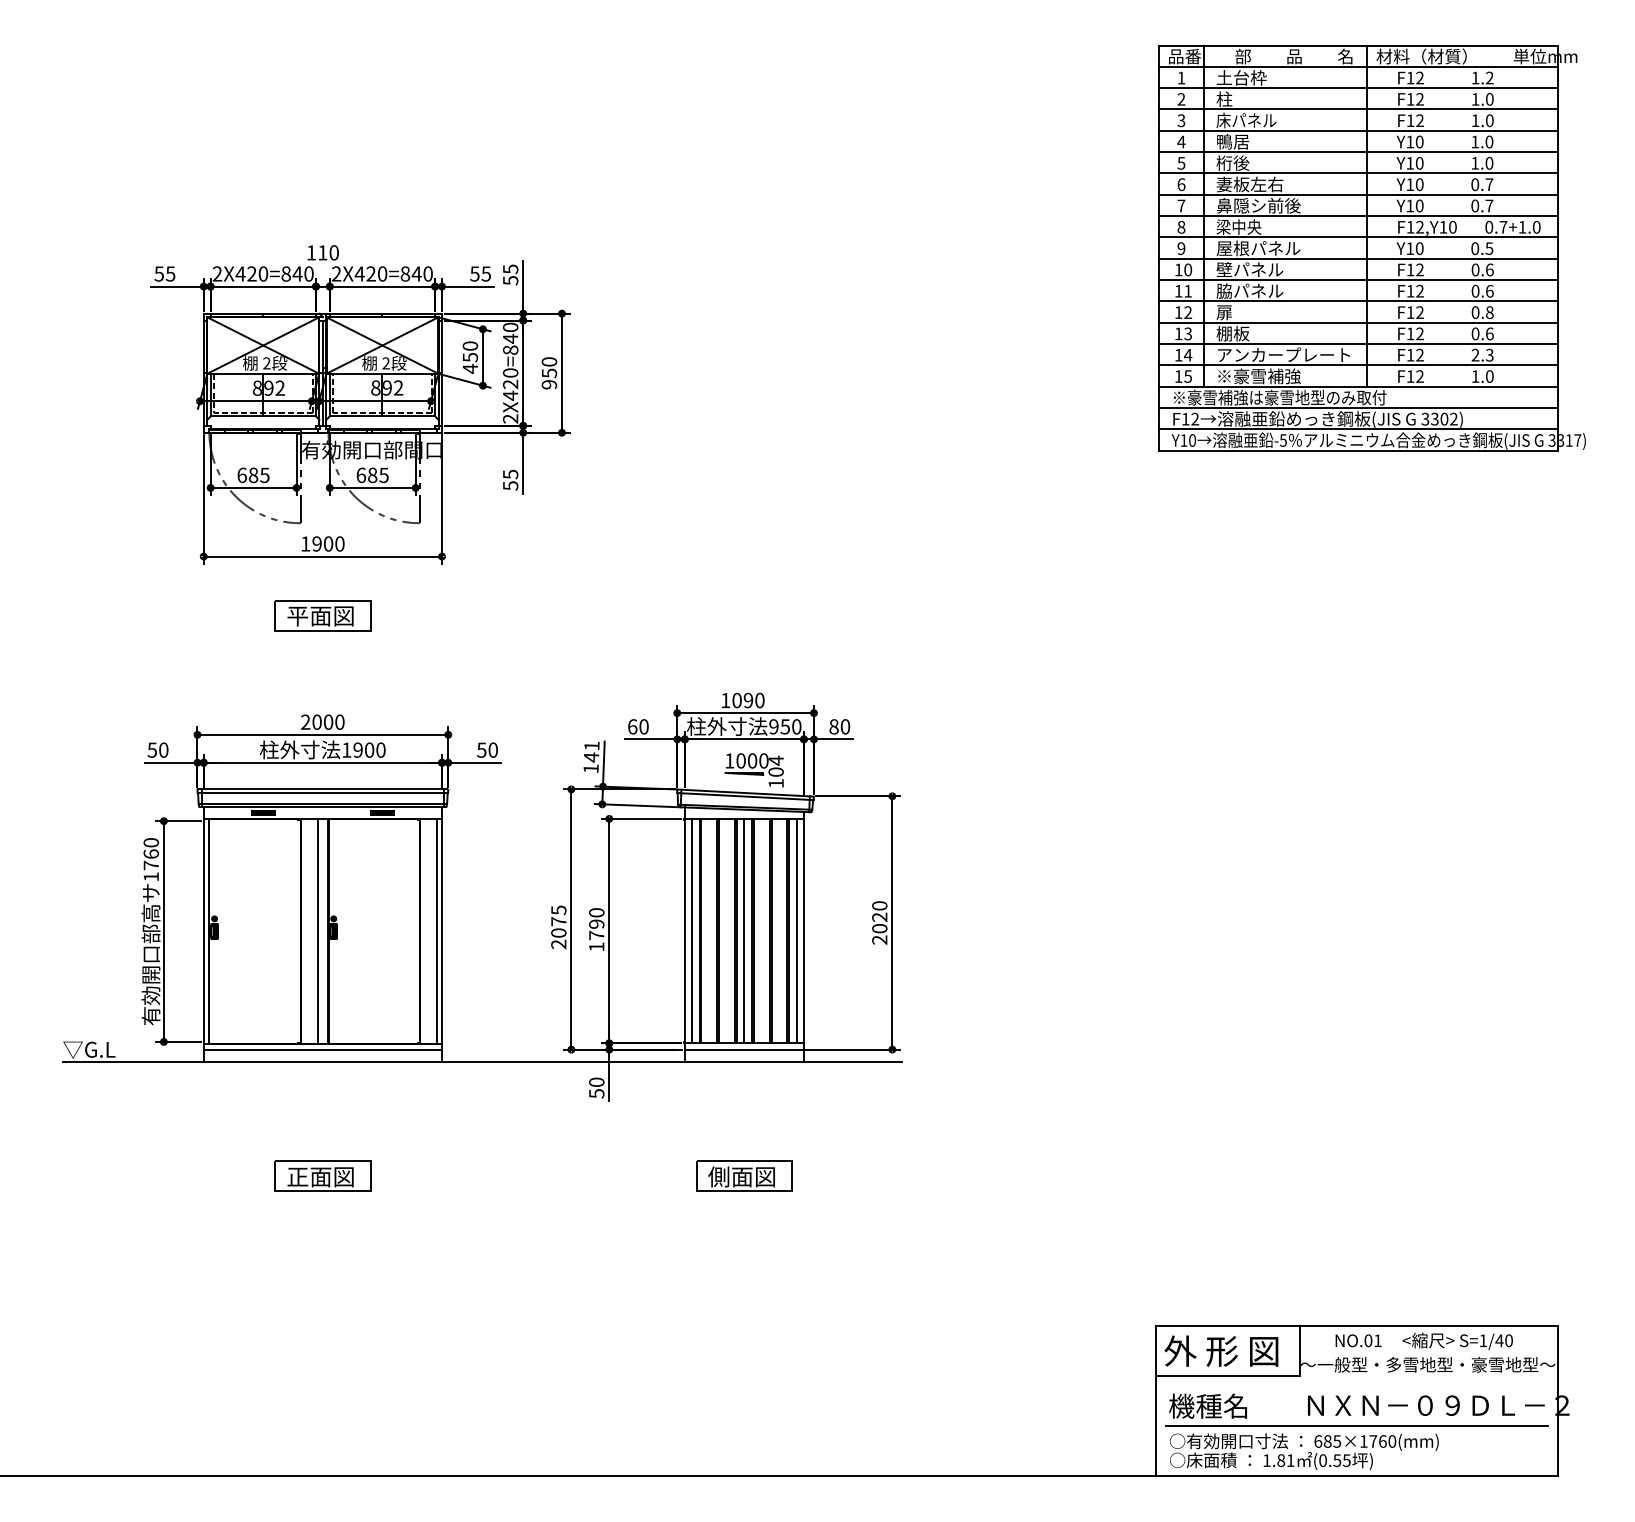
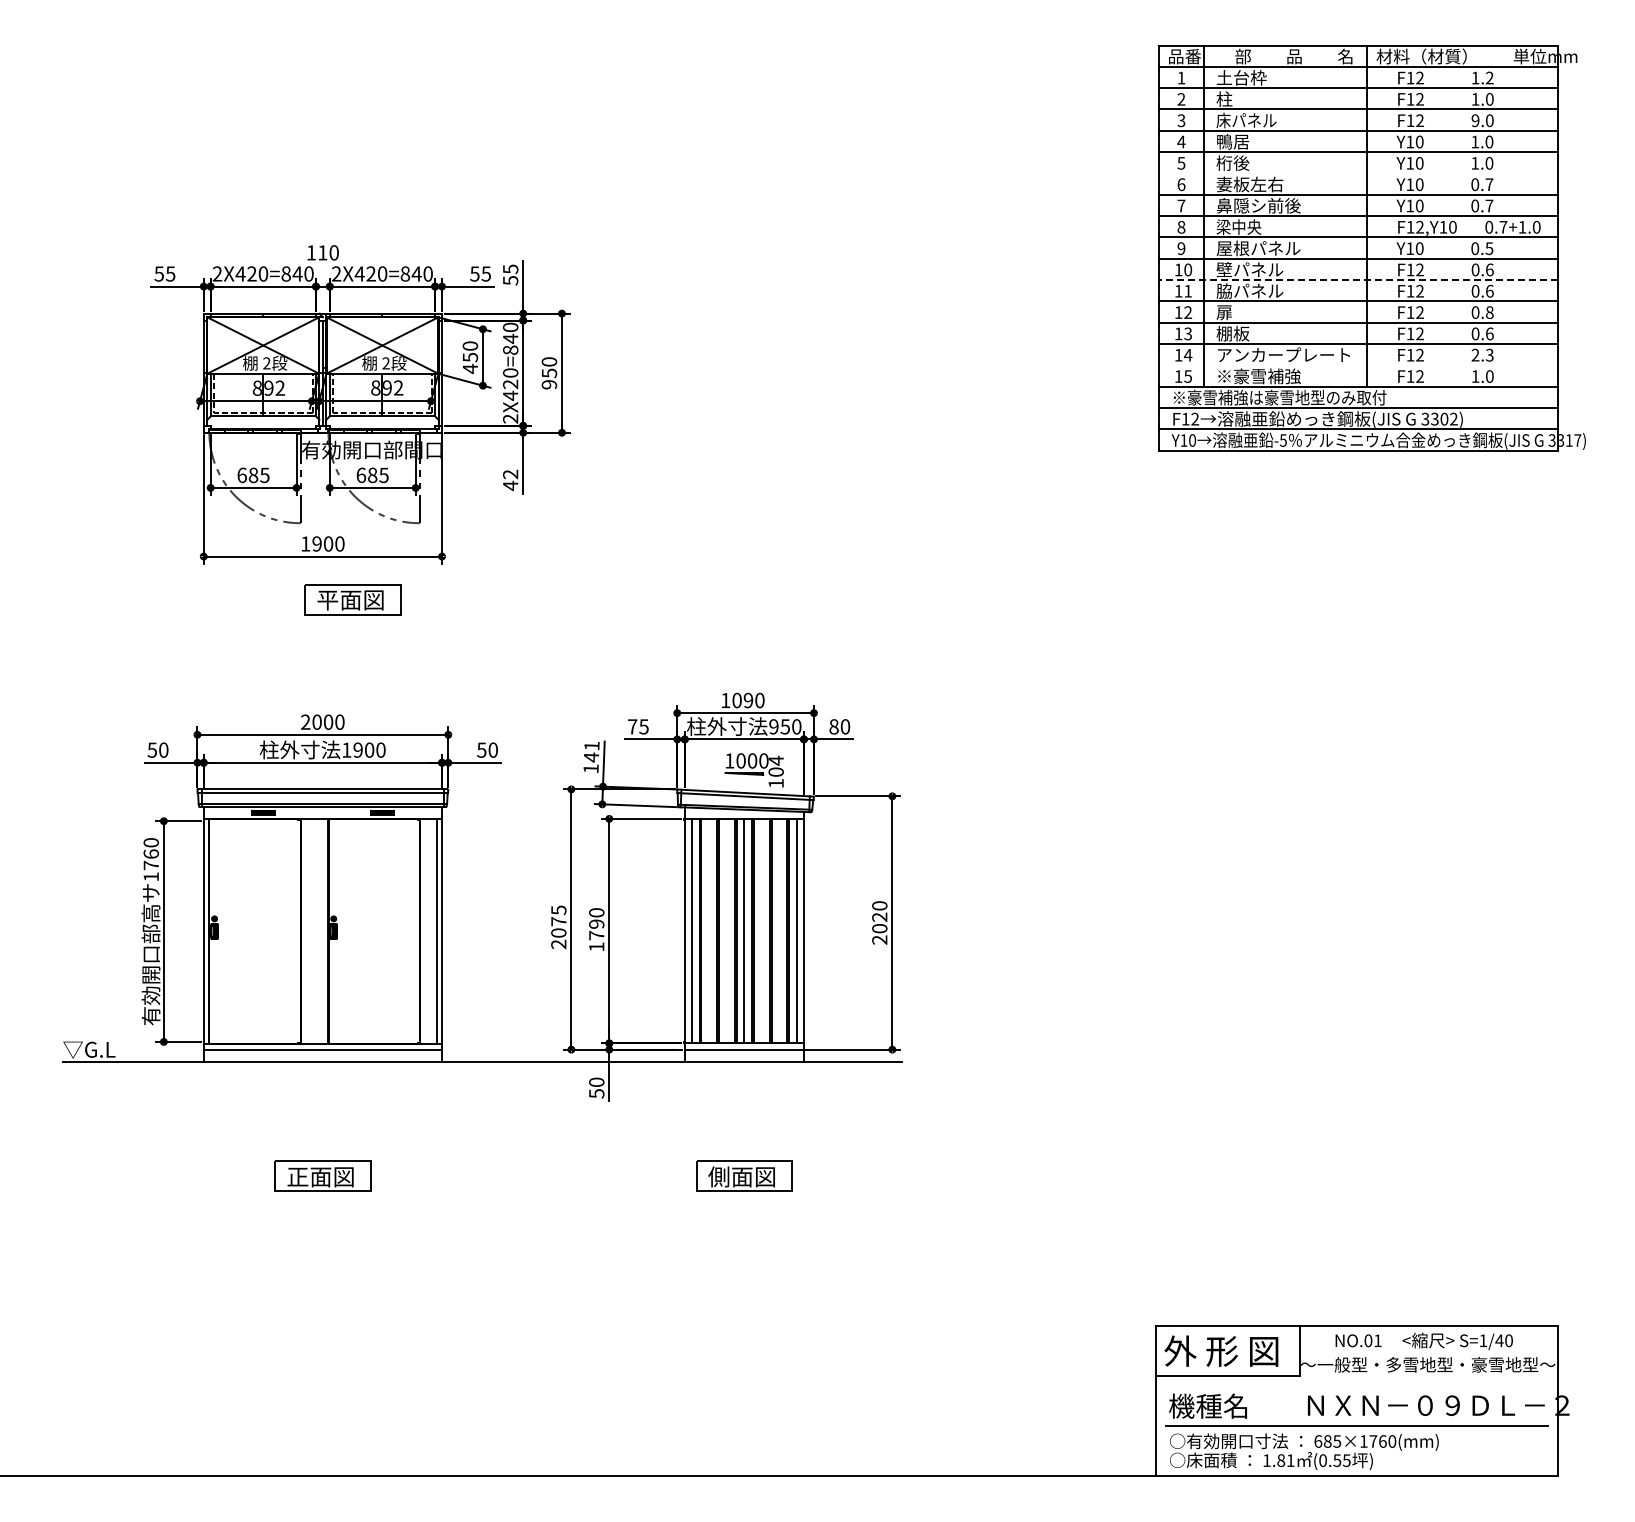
text: 1.0 -> 9.0 (1475, 120)
line: present -> none (1357, 173)
line: solid -> dashed (1357, 280)
line: present -> none (1357, 365)
text: 55 -> 42 (510, 480)
part position: (322, 615) -> (352, 599) (352, 599)
text: 60 -> 75 (638, 726)
line: present -> none (317, 931)
